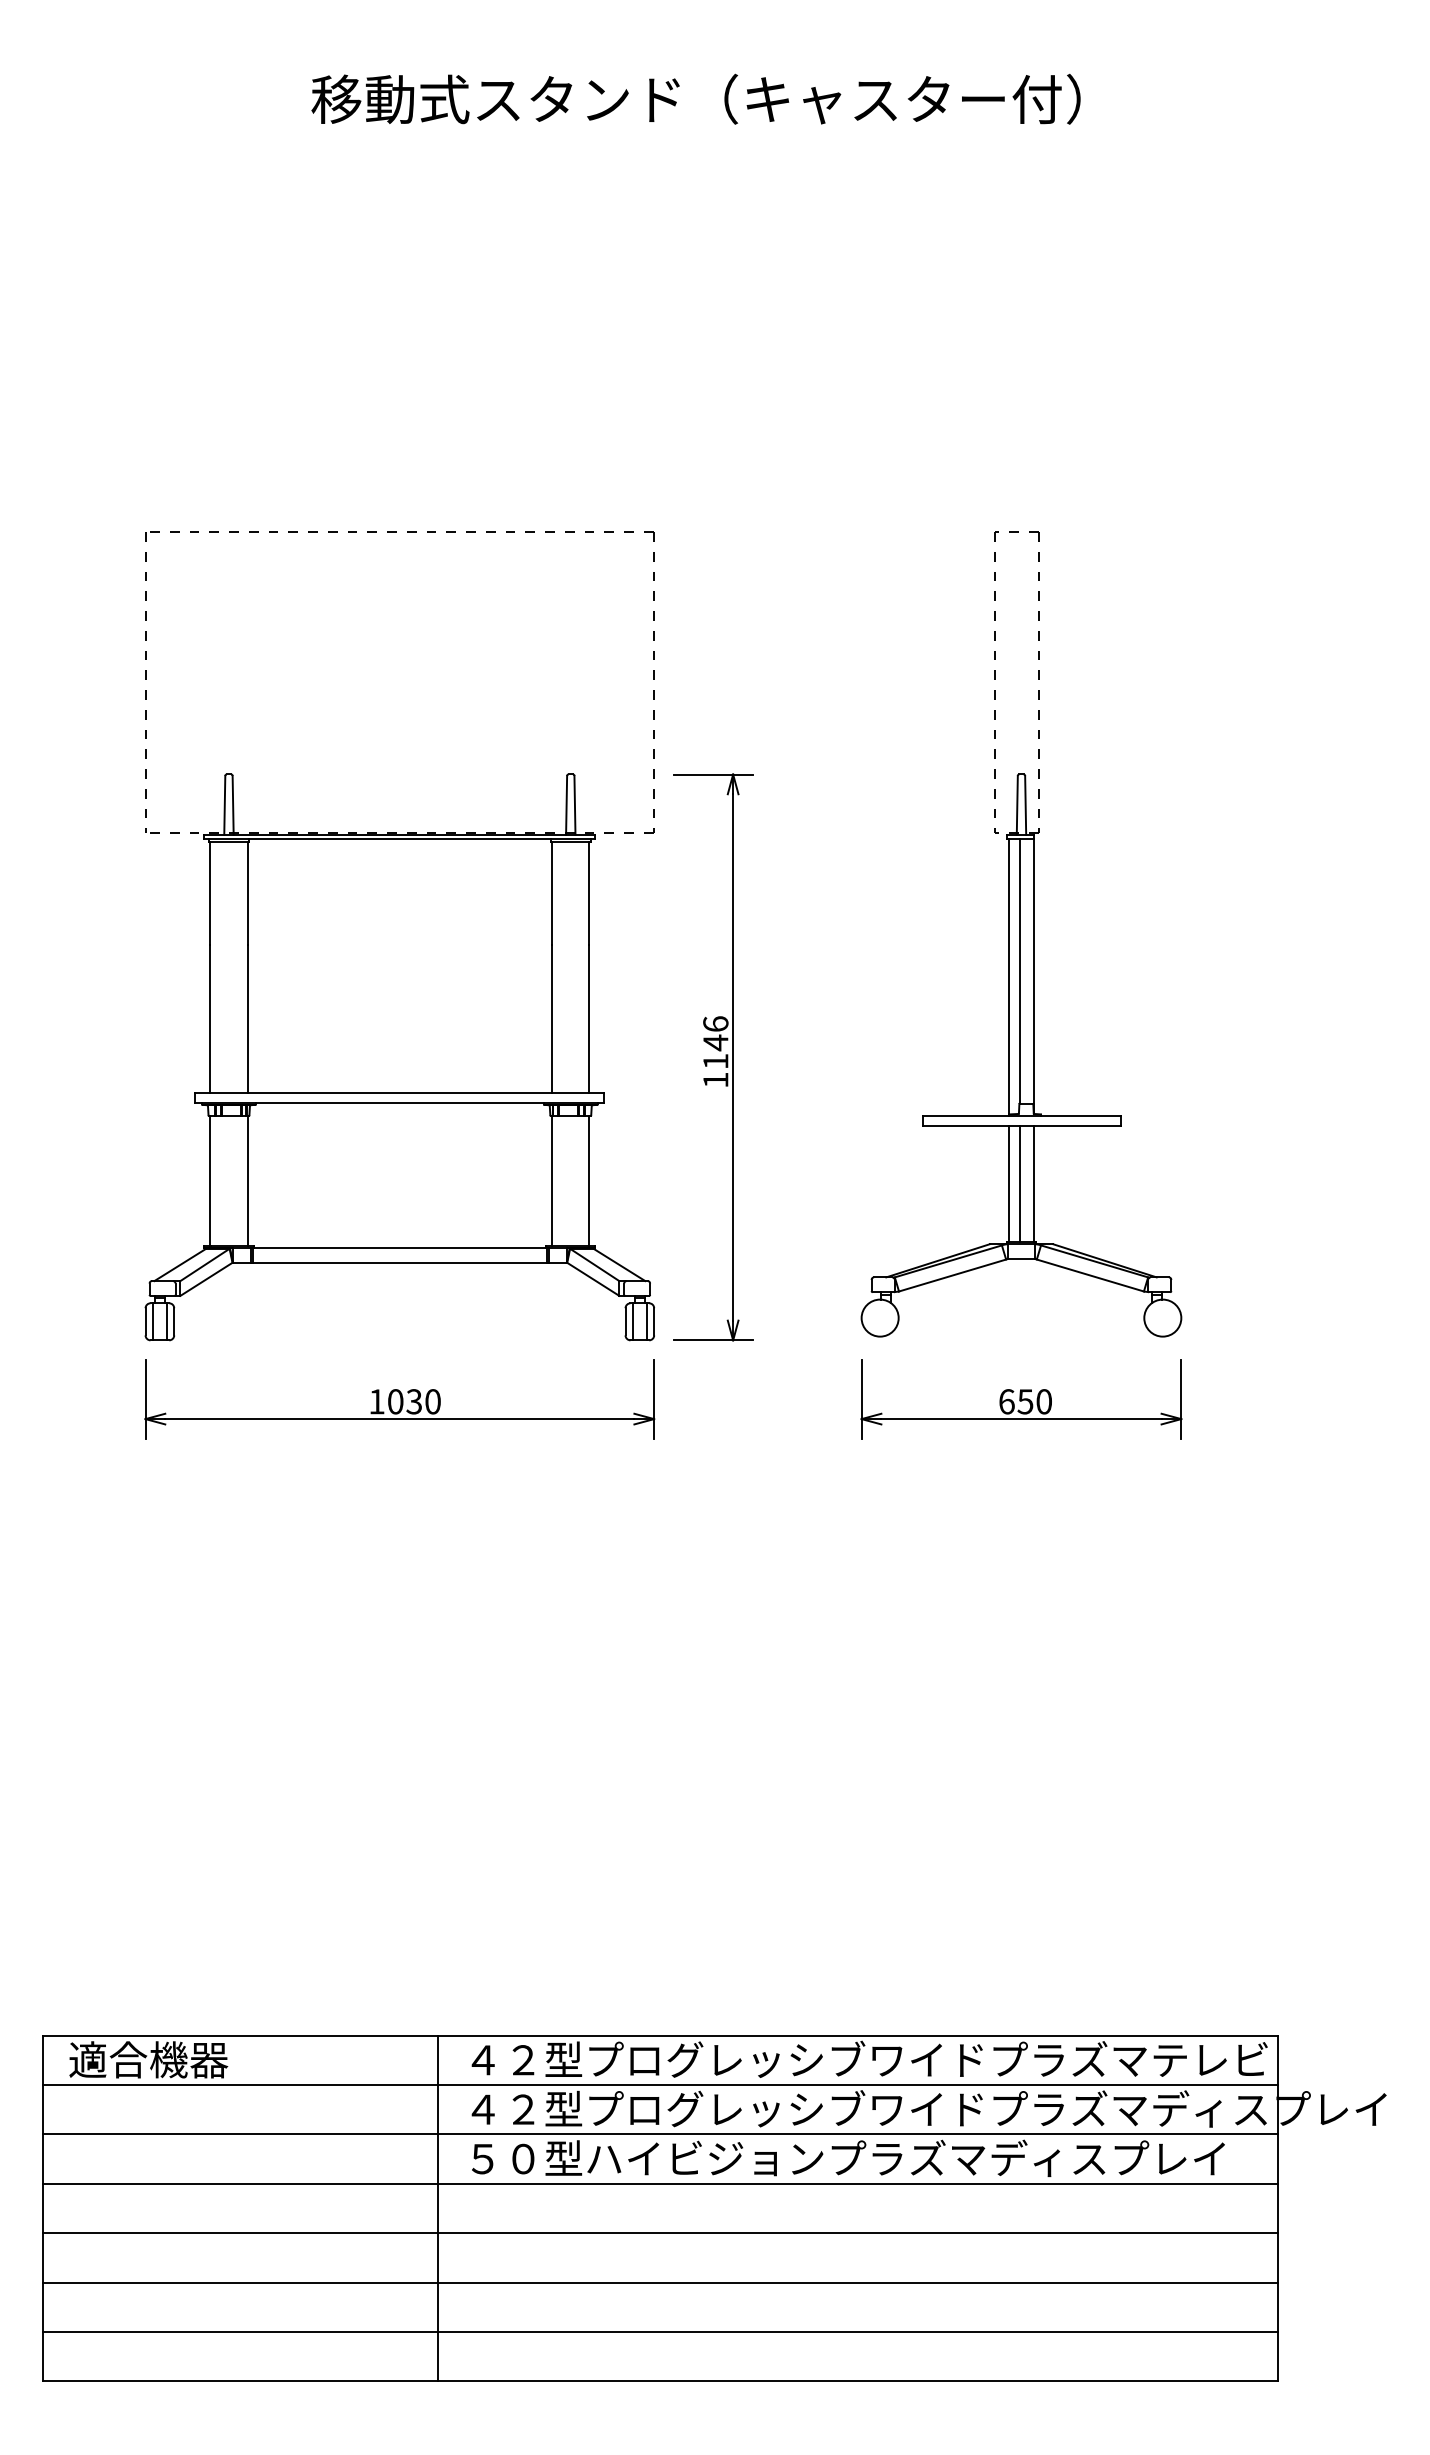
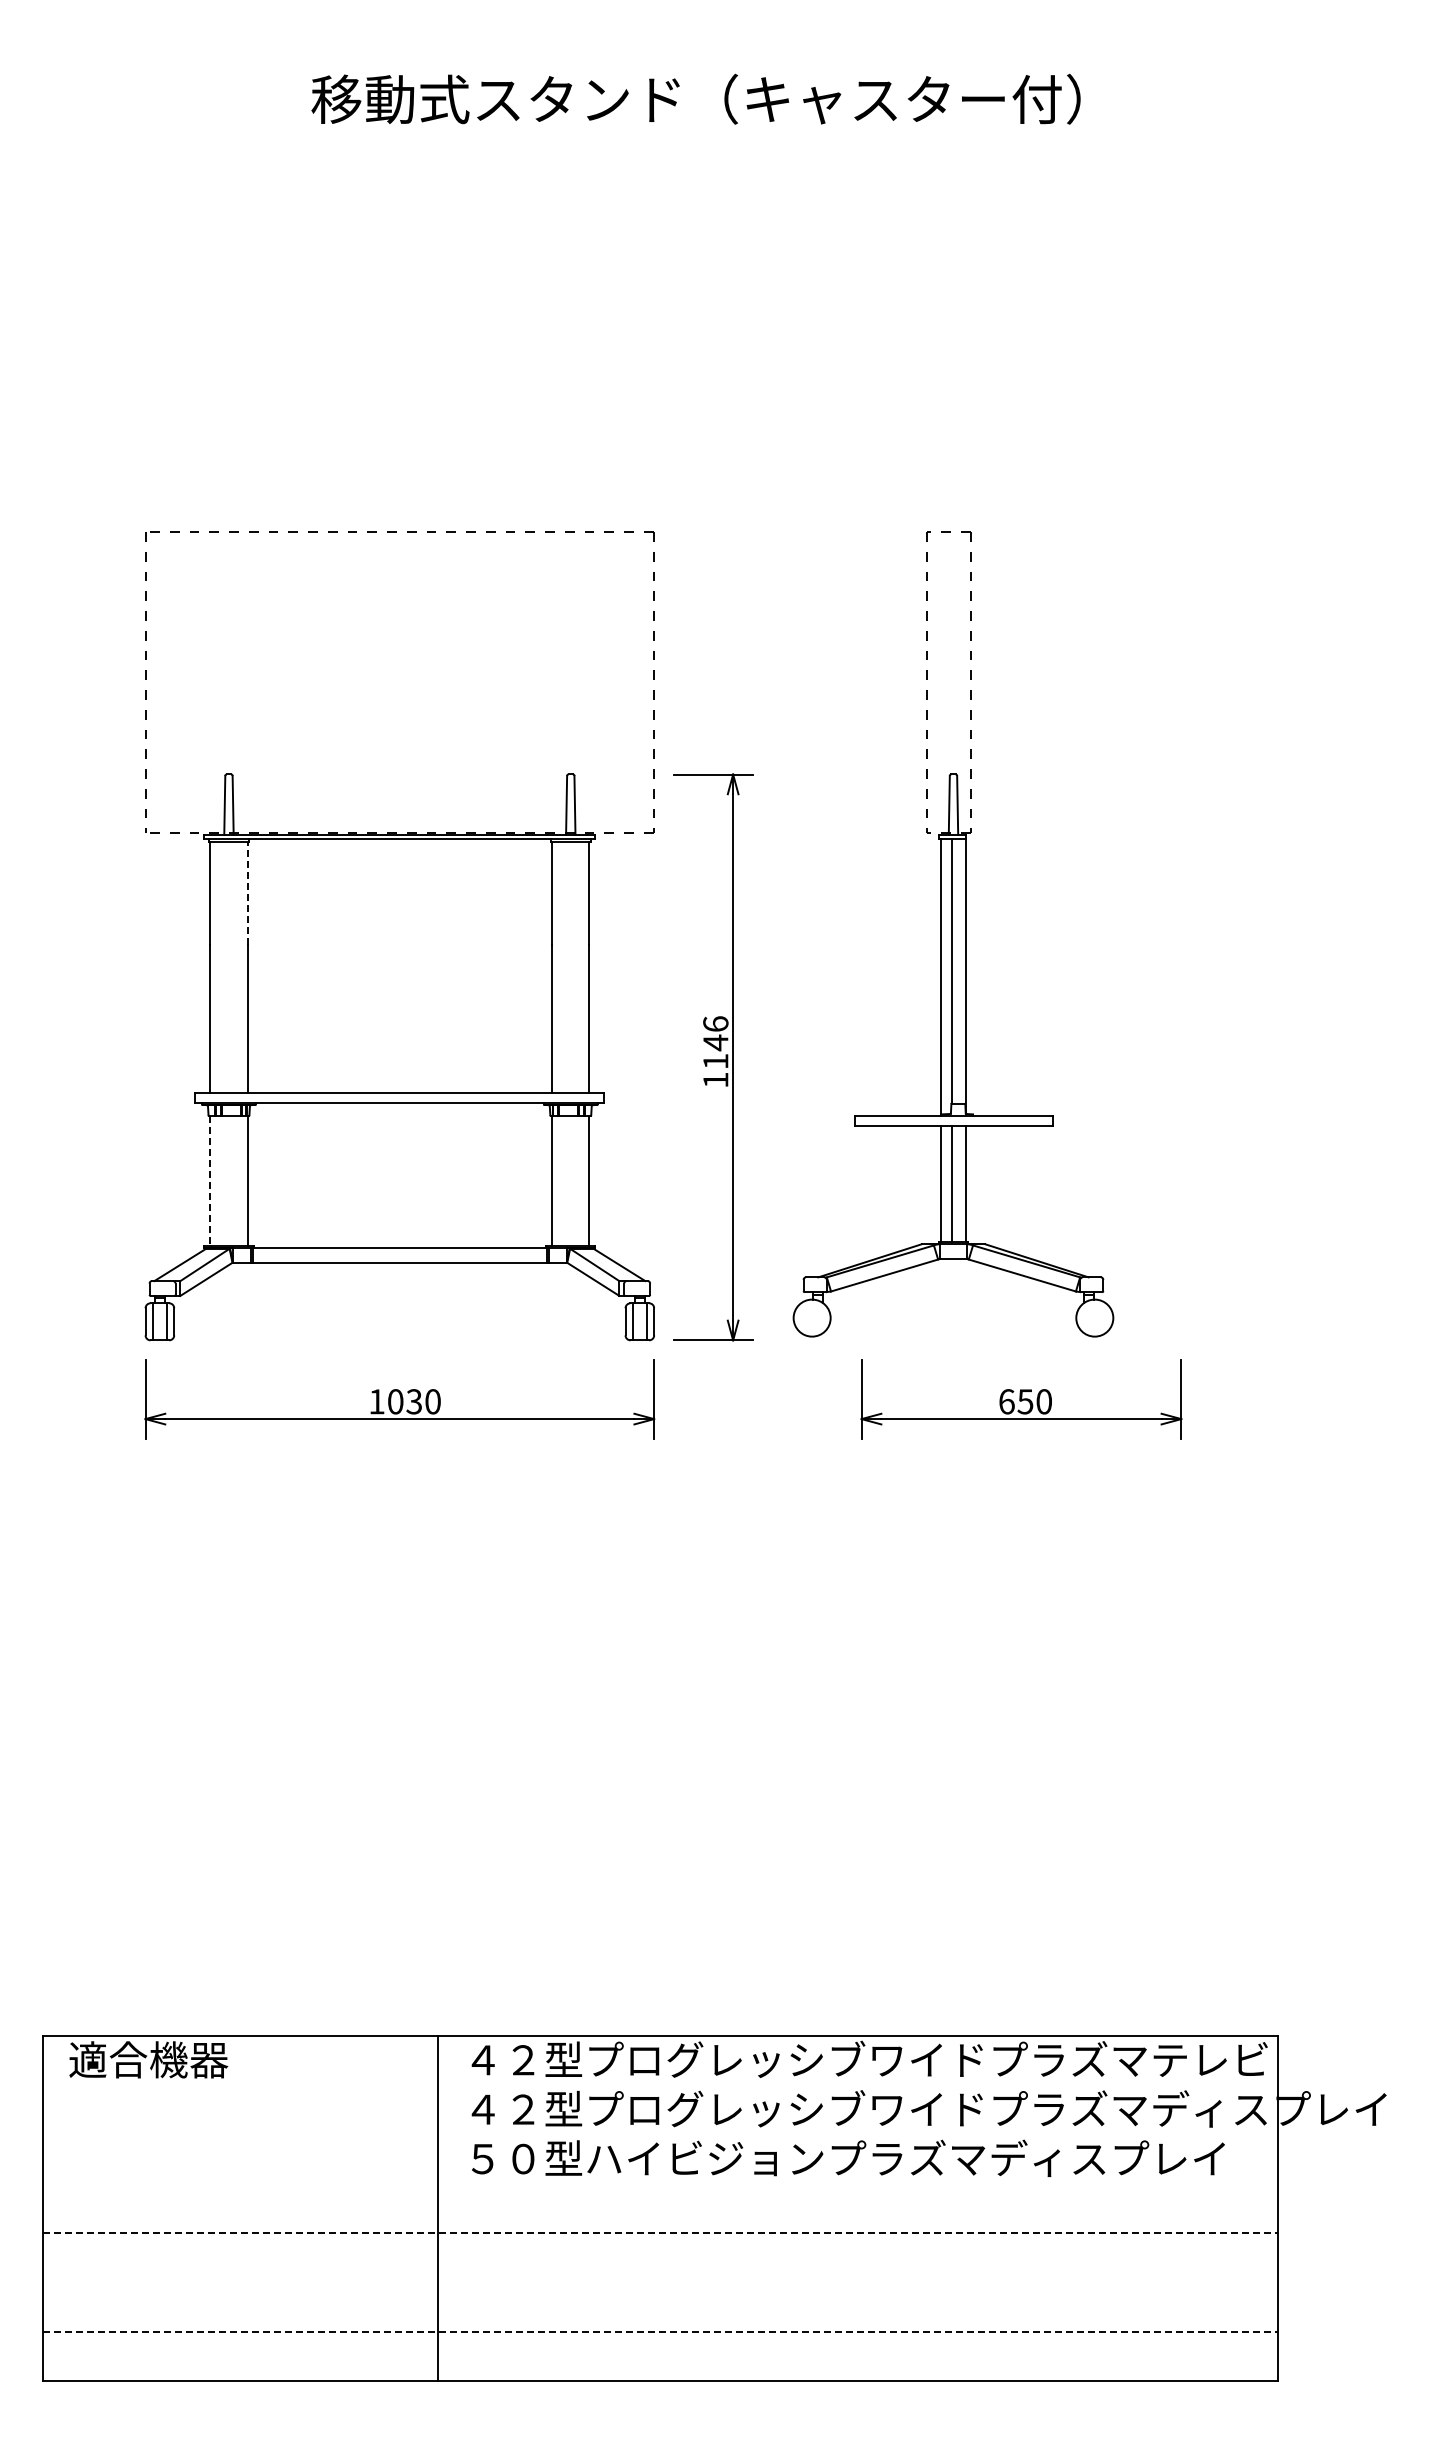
line: solid -> dashed (247, 893)
part position: (1021, 934) -> (953, 934) (953, 934)
line: solid -> dashed (210, 1180)
line: present -> none (660, 2085)
line: present -> none (660, 2134)
line: present -> none (660, 2183)
line: solid -> dashed (660, 2233)
line: present -> none (660, 2282)
line: solid -> dashed (660, 2331)
